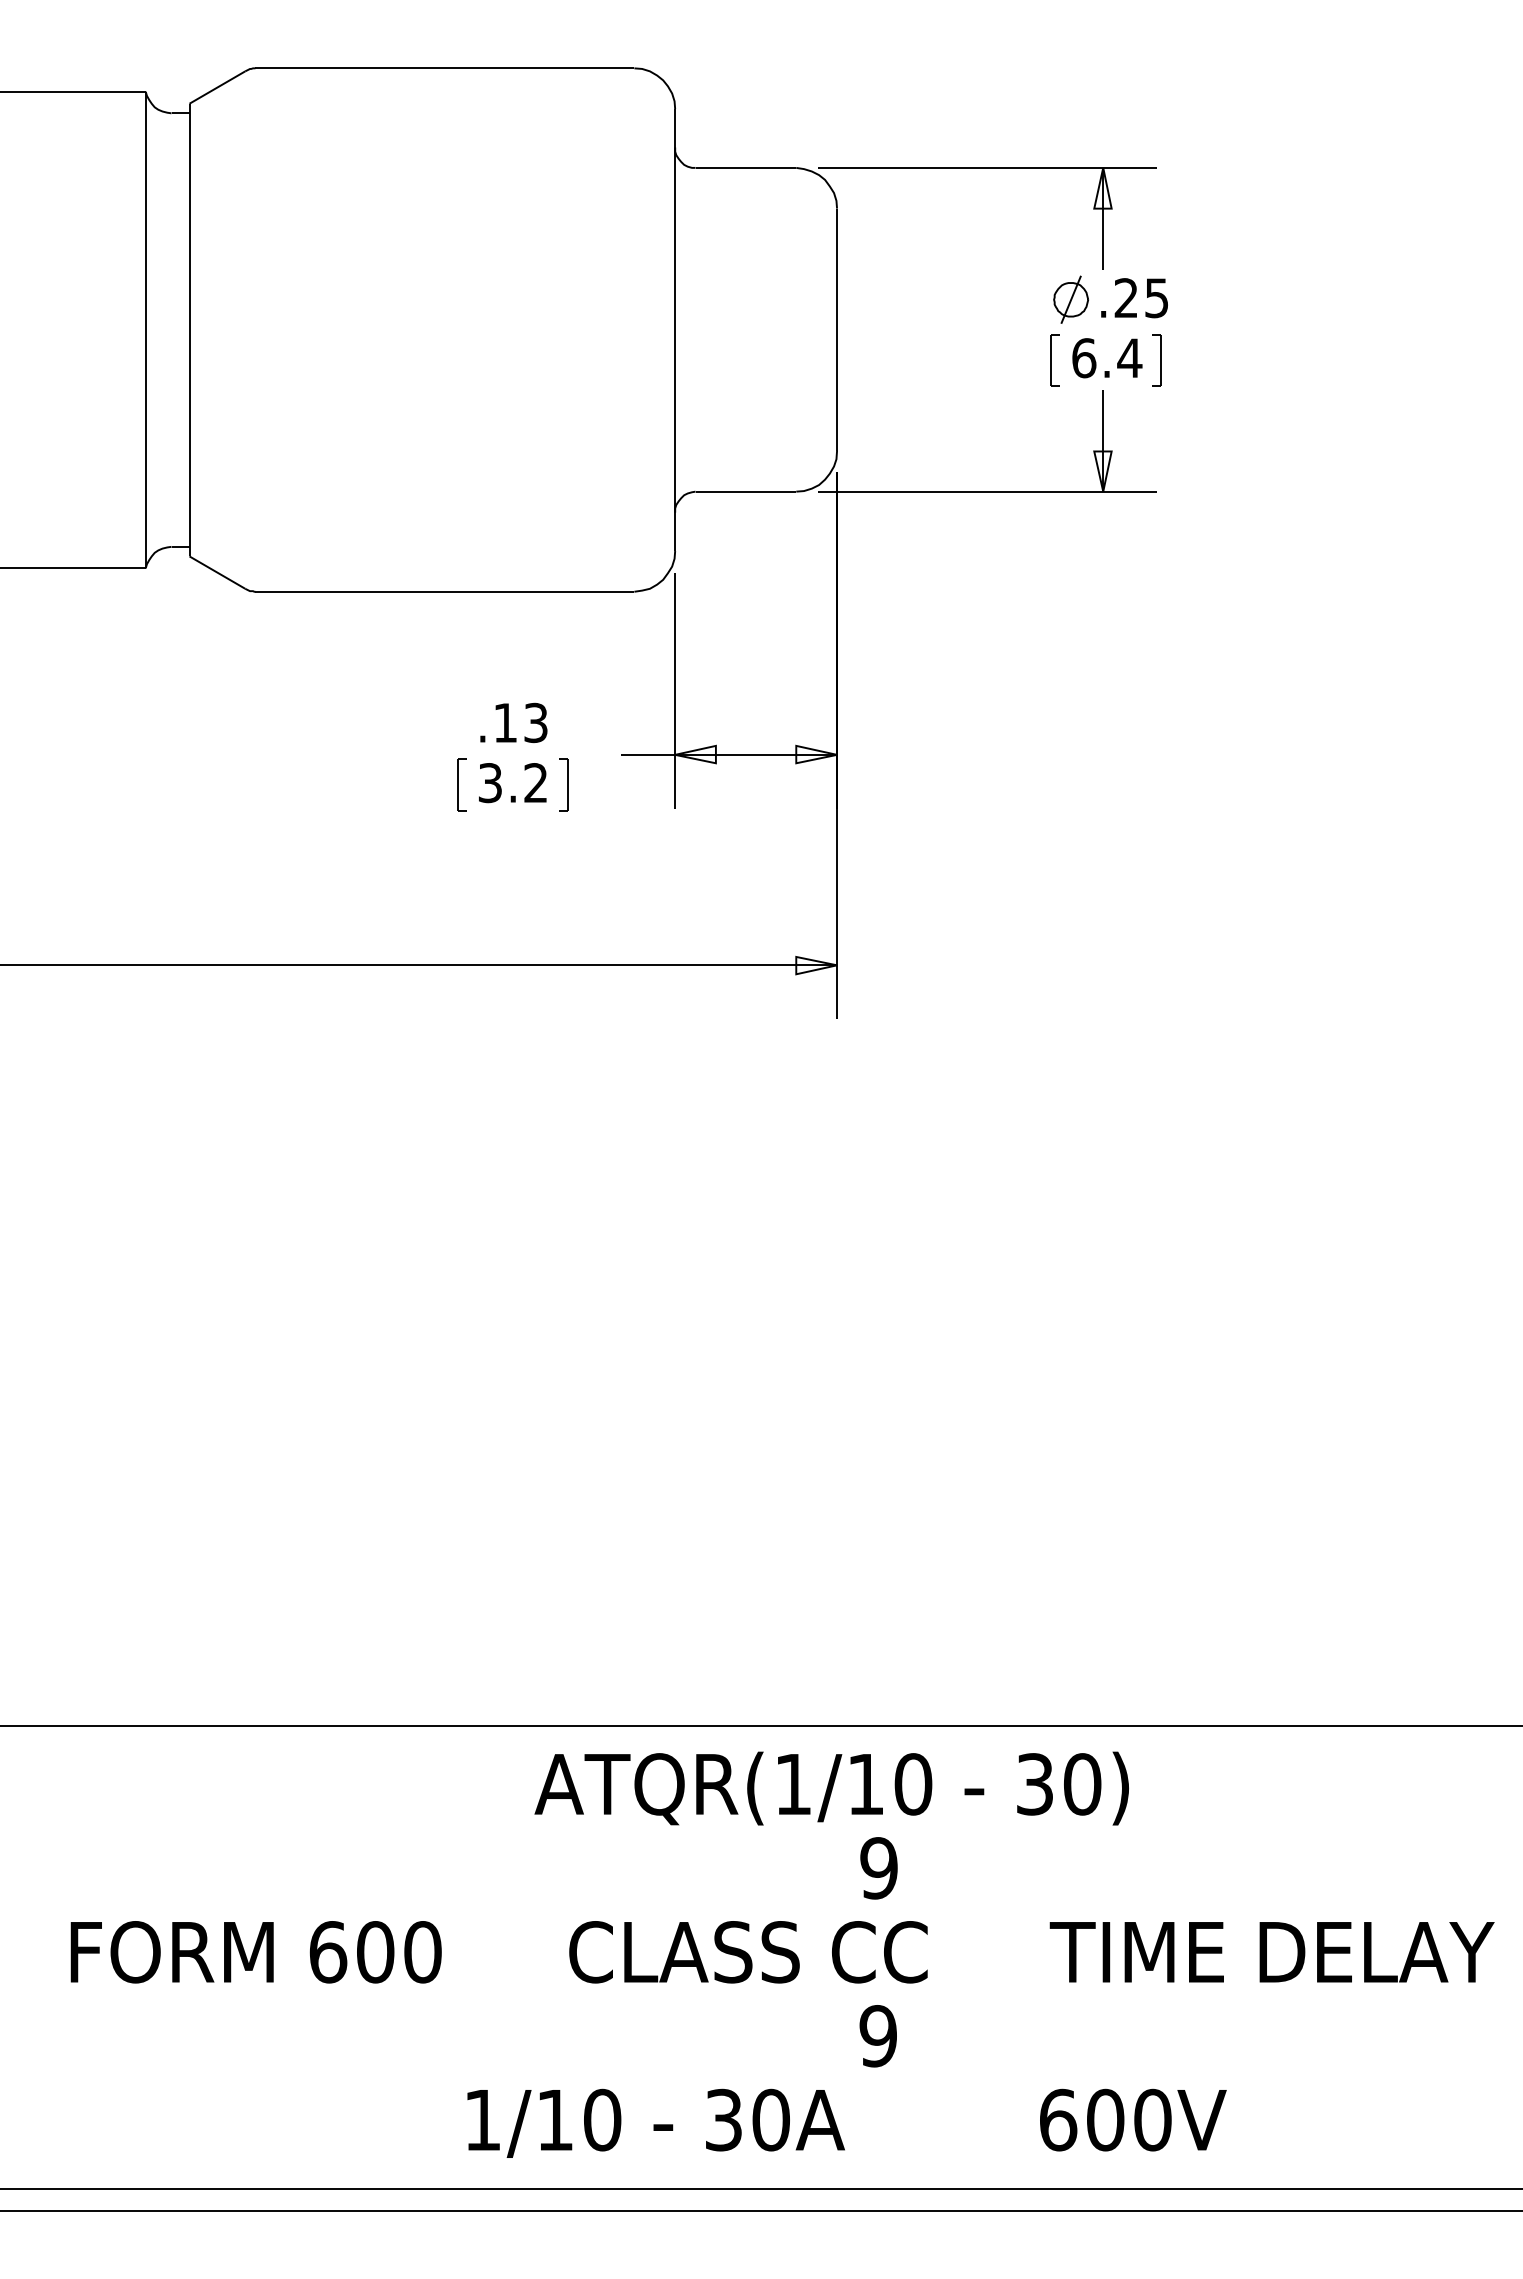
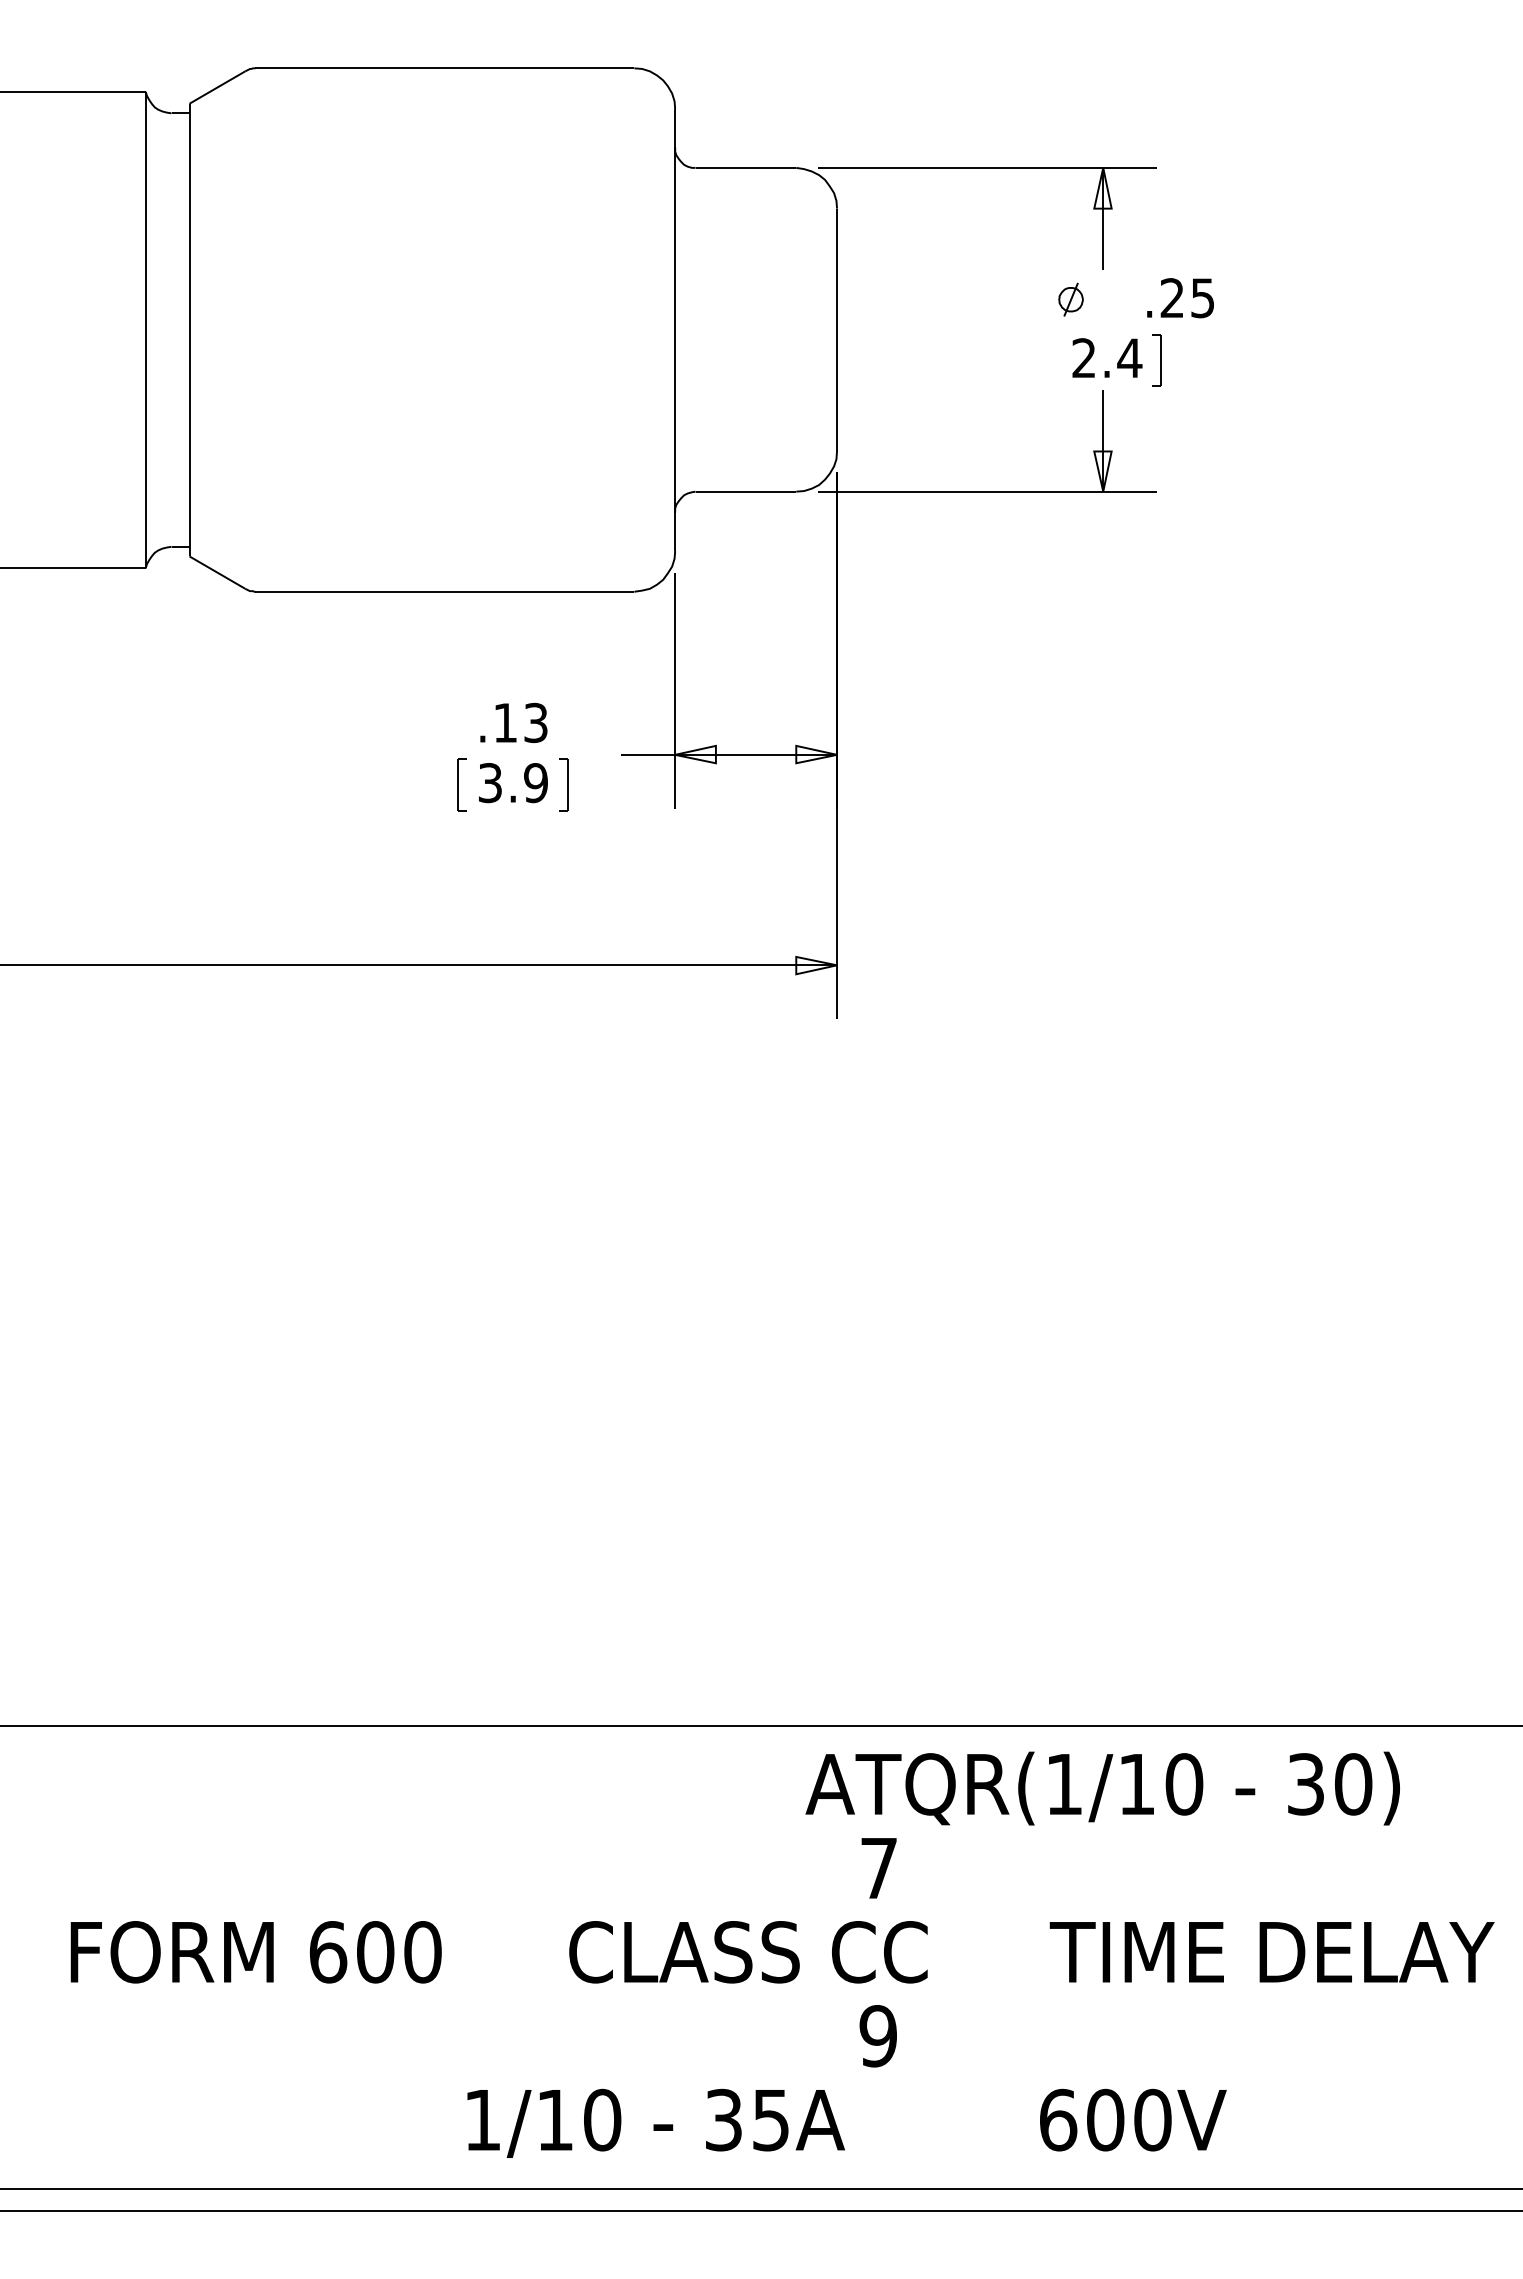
text position: (1134, 298) -> (1180, 298) (1180, 298)
part size: 36x49 px -> 26x35 px (1070, 299)
text: 6.4 -> 2.4 (1084, 358)
part: present -> none (1054, 360)
text: 3.2 -> 3.9 (535, 783)
text position: (831, 1788) -> (1102, 1788) (1102, 1788)
text: 9 -> 7 (878, 1868)
text: 30A -> 35A (770, 2119)
